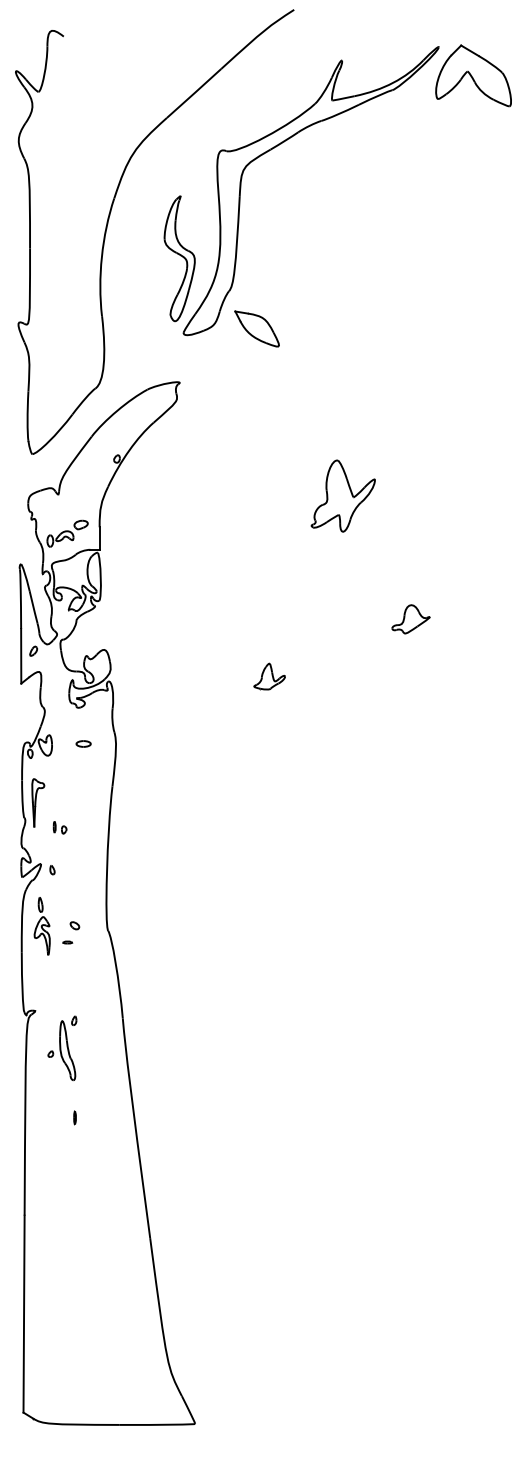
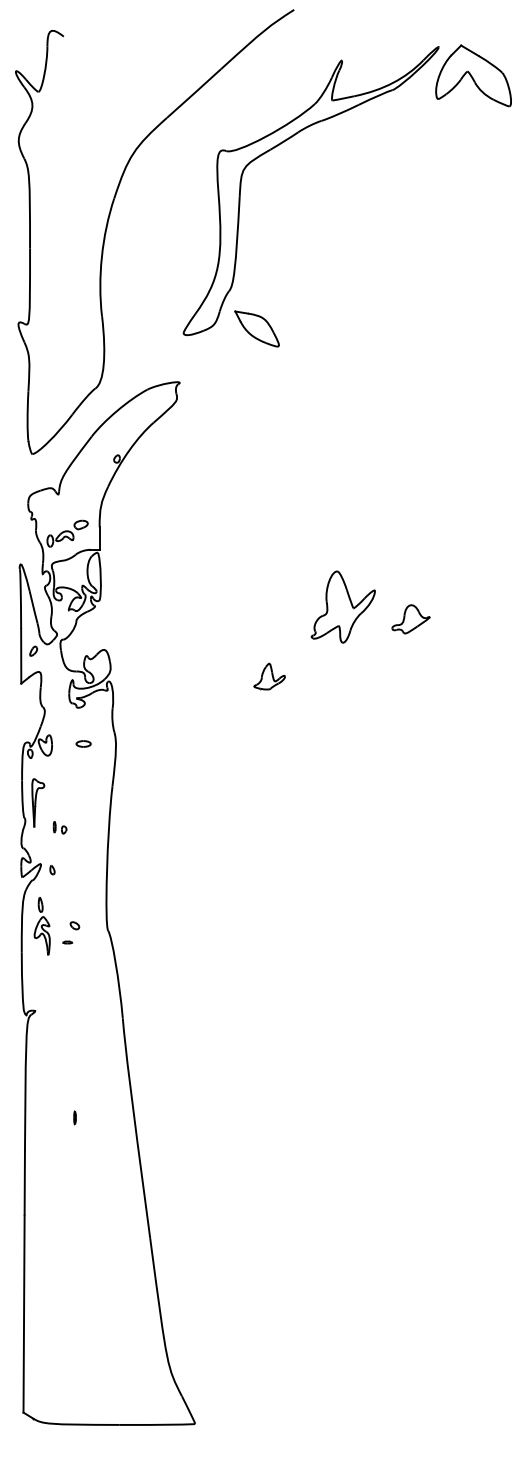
part: present -> none (179, 258)
part position: (342, 495) -> (342, 606) (342, 606)
part: present -> none (62, 1048)
